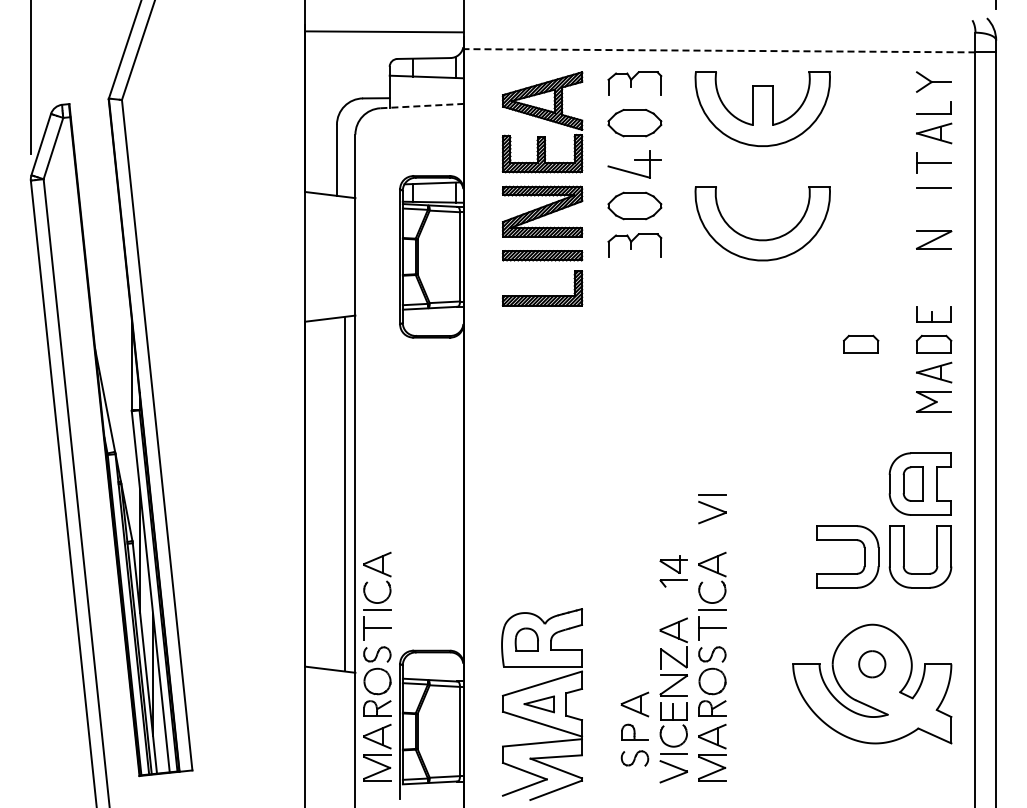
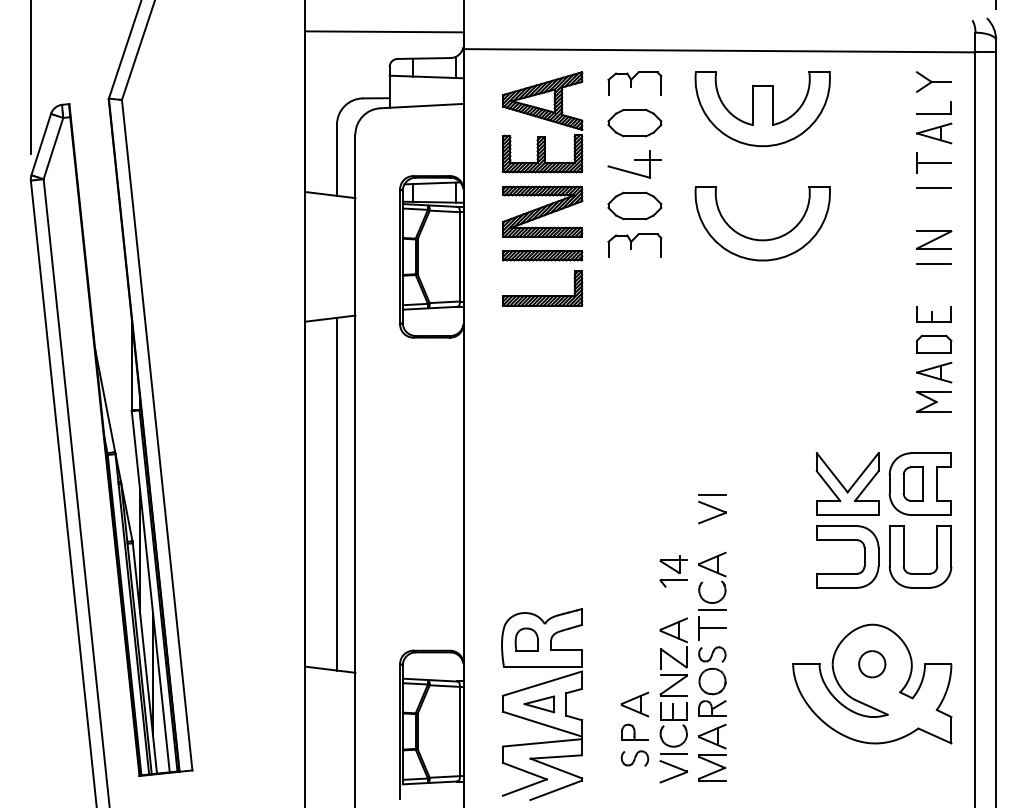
line: dashed -> solid (719, 50)
line: dashed -> solid (421, 106)
line: none -> present (934, 264)
part: present -> none (861, 343)
part: none -> present (847, 483)
line position: (344, 493) -> (336, 493) (336, 493)
part: present -> none (377, 666)
